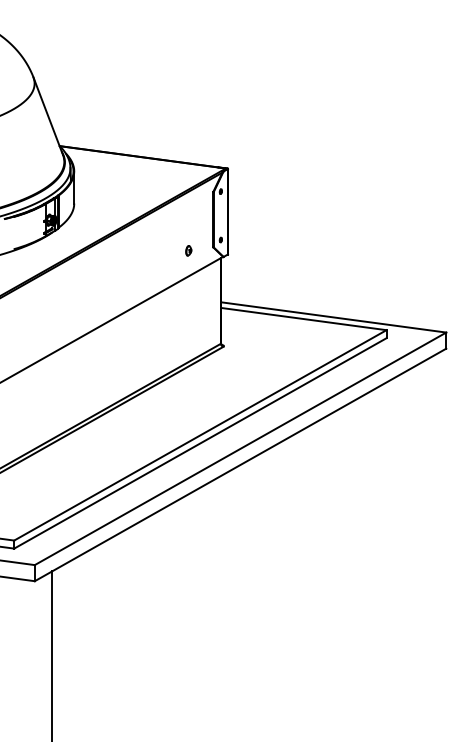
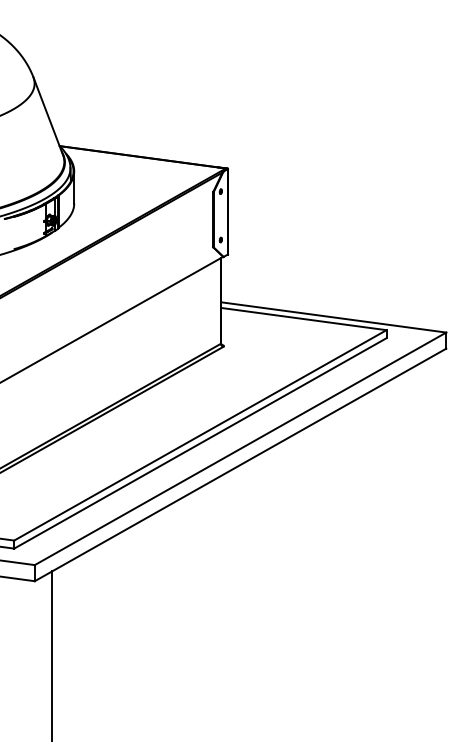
part: present -> none (188, 250)
